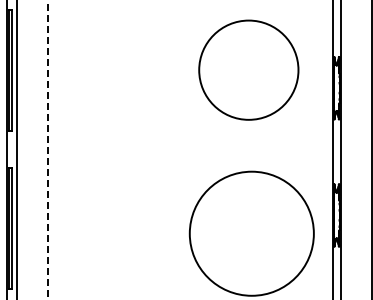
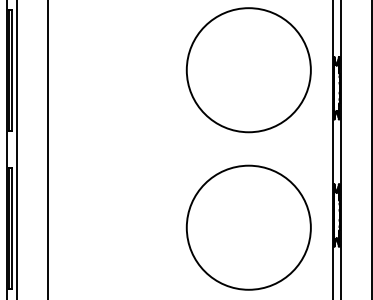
circle diameter: 99 px -> 124 px (248, 70)
line: dashed -> solid (48, 150)
circle position: (251, 233) -> (248, 227) (248, 227)
